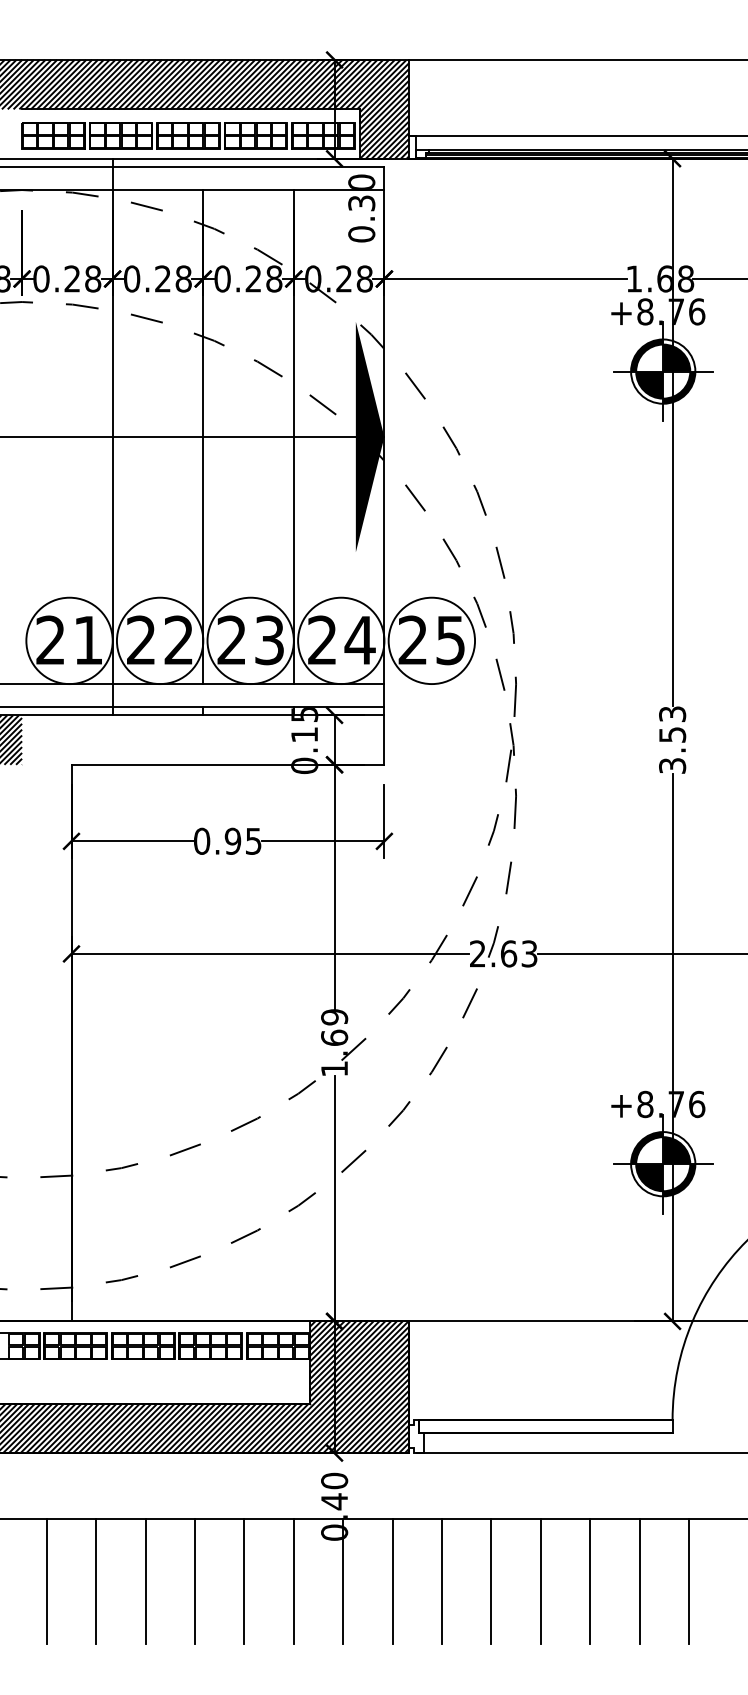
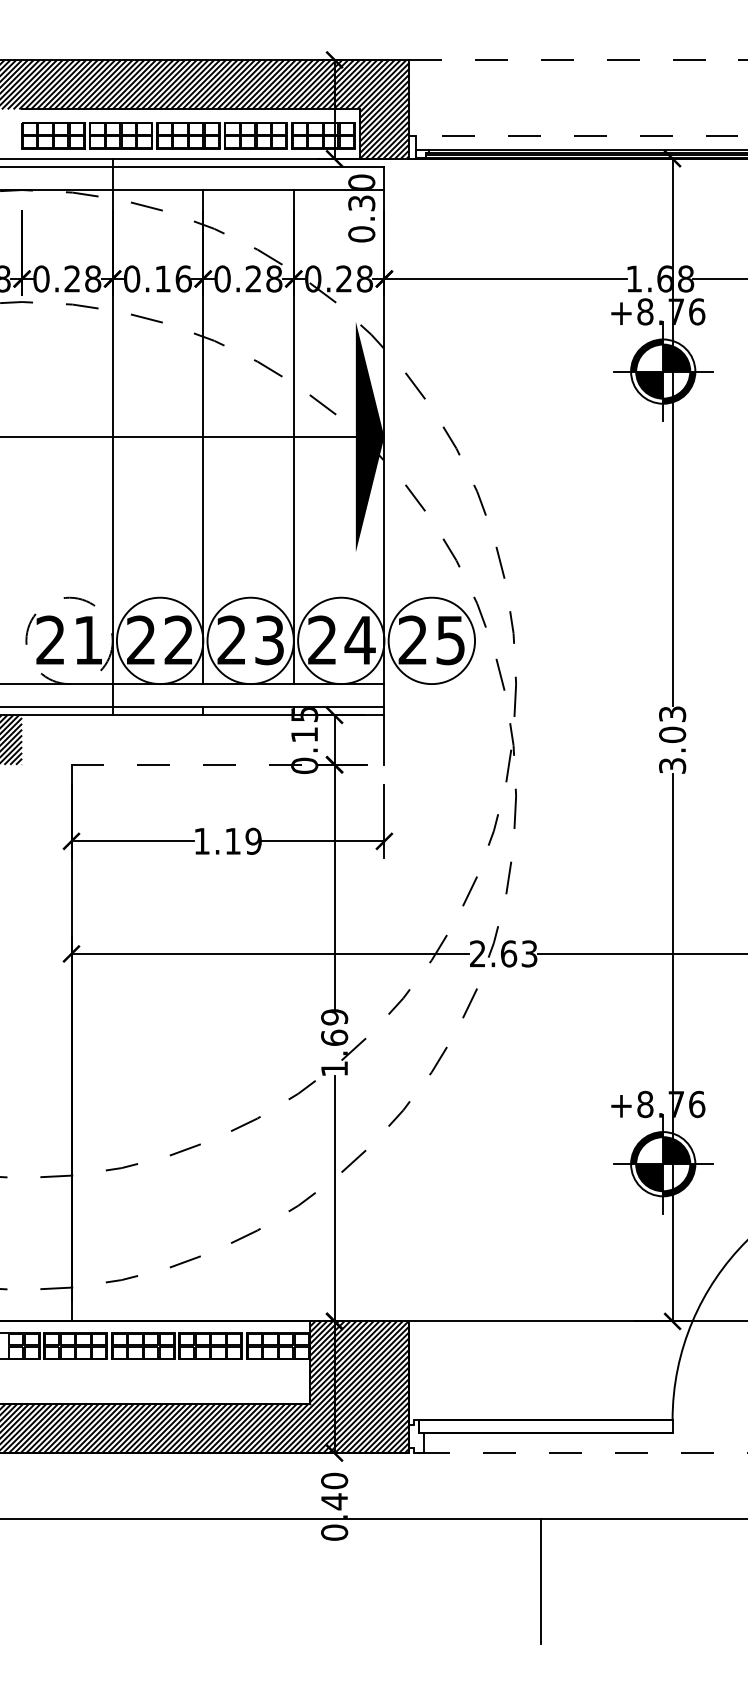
line: solid -> dashed (578, 59)
line: solid -> dashed (578, 135)
text: 0.28 -> 0.16 (173, 278)
circle: solid -> dashed (69, 640)
text: 3.53 -> 3.03 (672, 734)
line: solid -> dashed (228, 764)
text: 0.95 -> 1.19 (227, 840)
line: solid -> dashed (582, 1453)
line: present -> none (46, 1581)
line: present -> none (96, 1581)
line: present -> none (145, 1581)
line: present -> none (195, 1581)
line: present -> none (244, 1581)
line: present -> none (293, 1581)
line: present -> none (343, 1581)
line: present -> none (392, 1581)
line: present -> none (442, 1581)
line: present -> none (491, 1581)
line: present -> none (590, 1581)
line: present -> none (639, 1581)
line: present -> none (689, 1581)
